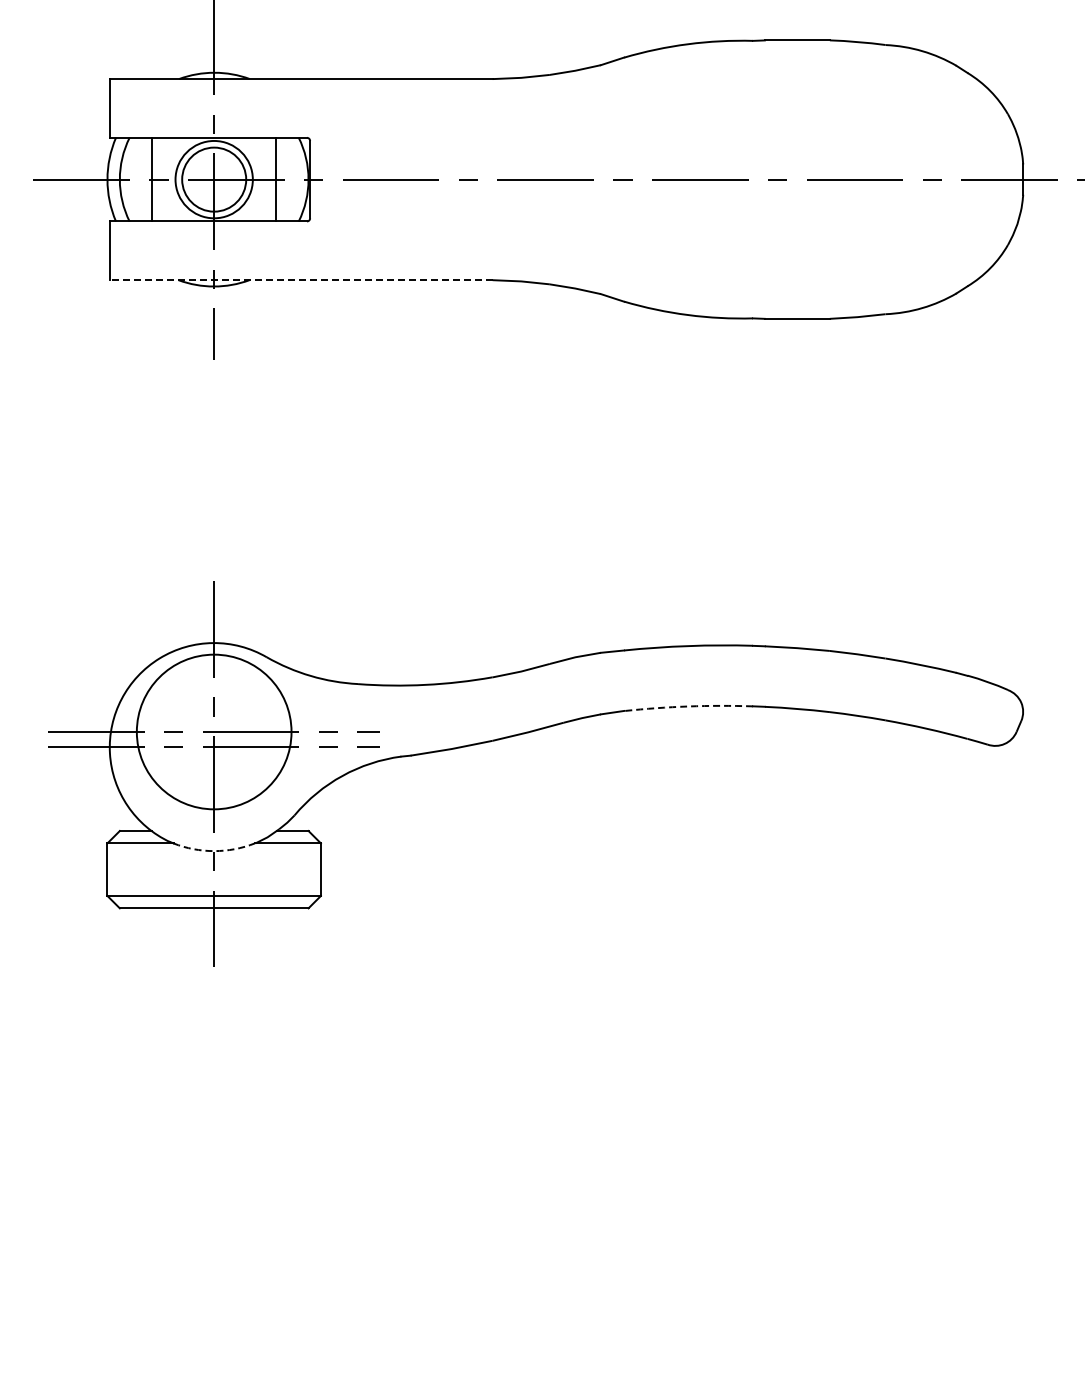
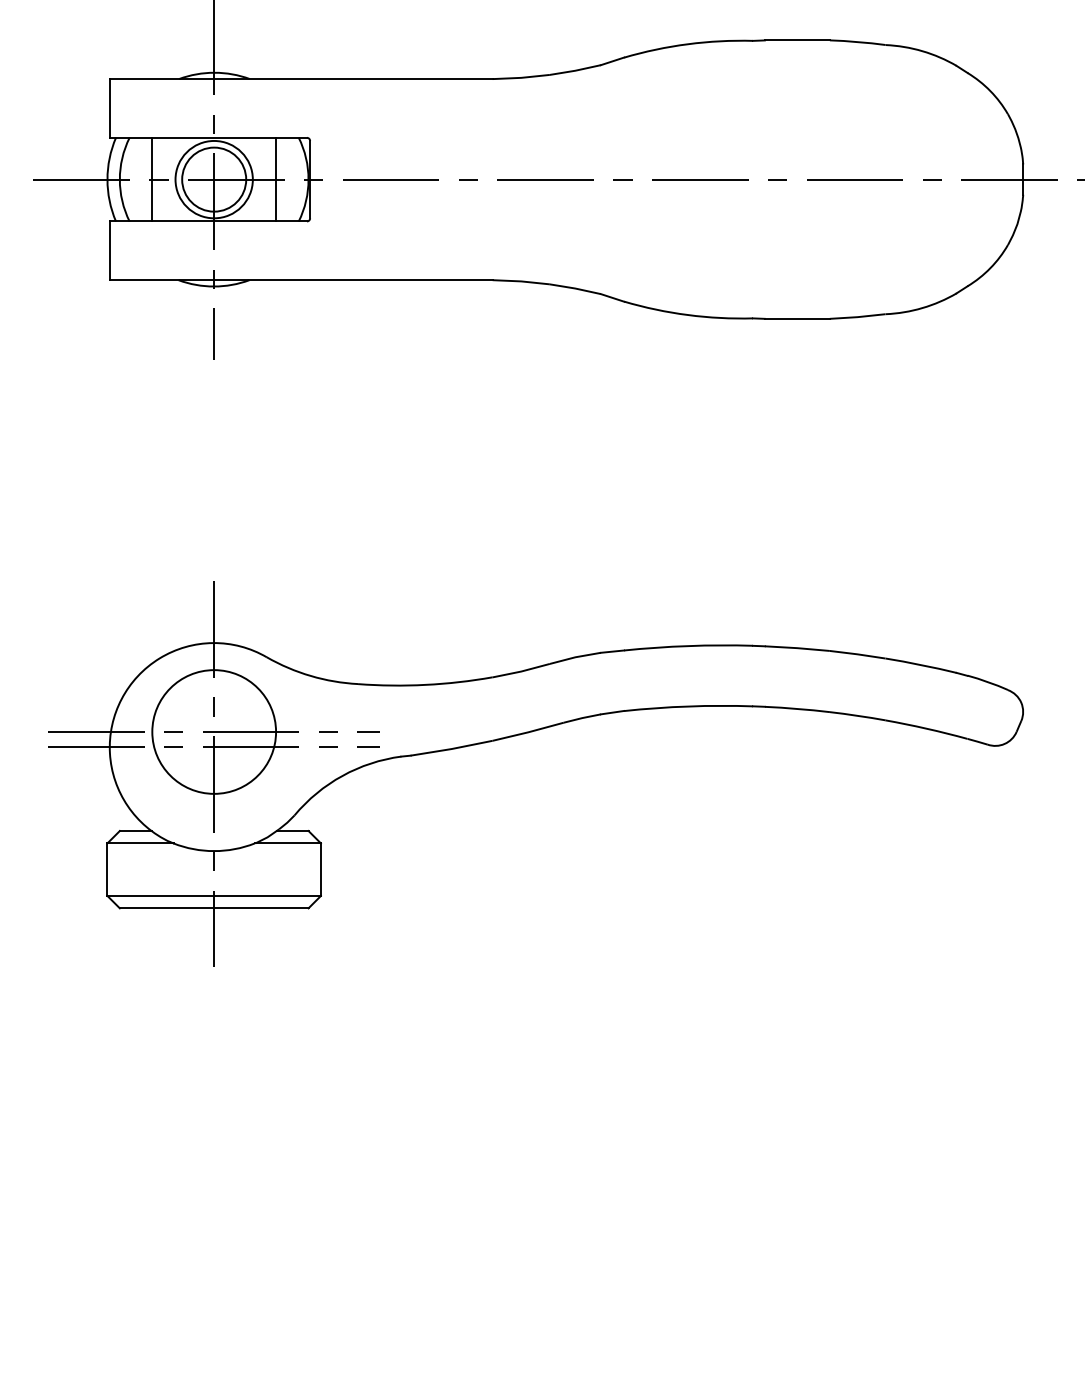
line: dashed -> solid (300, 280)
arc: dashed -> solid (688, 706)
circle diameter: 155 px -> 124 px (214, 731)
arc: dashed -> solid (214, 851)
